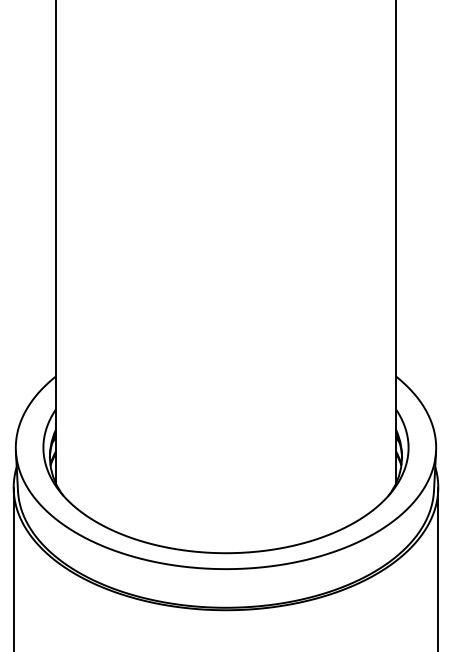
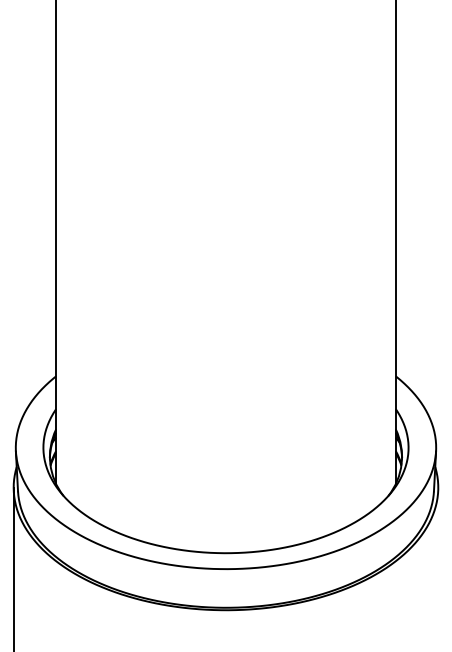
line: present -> none (438, 567)
